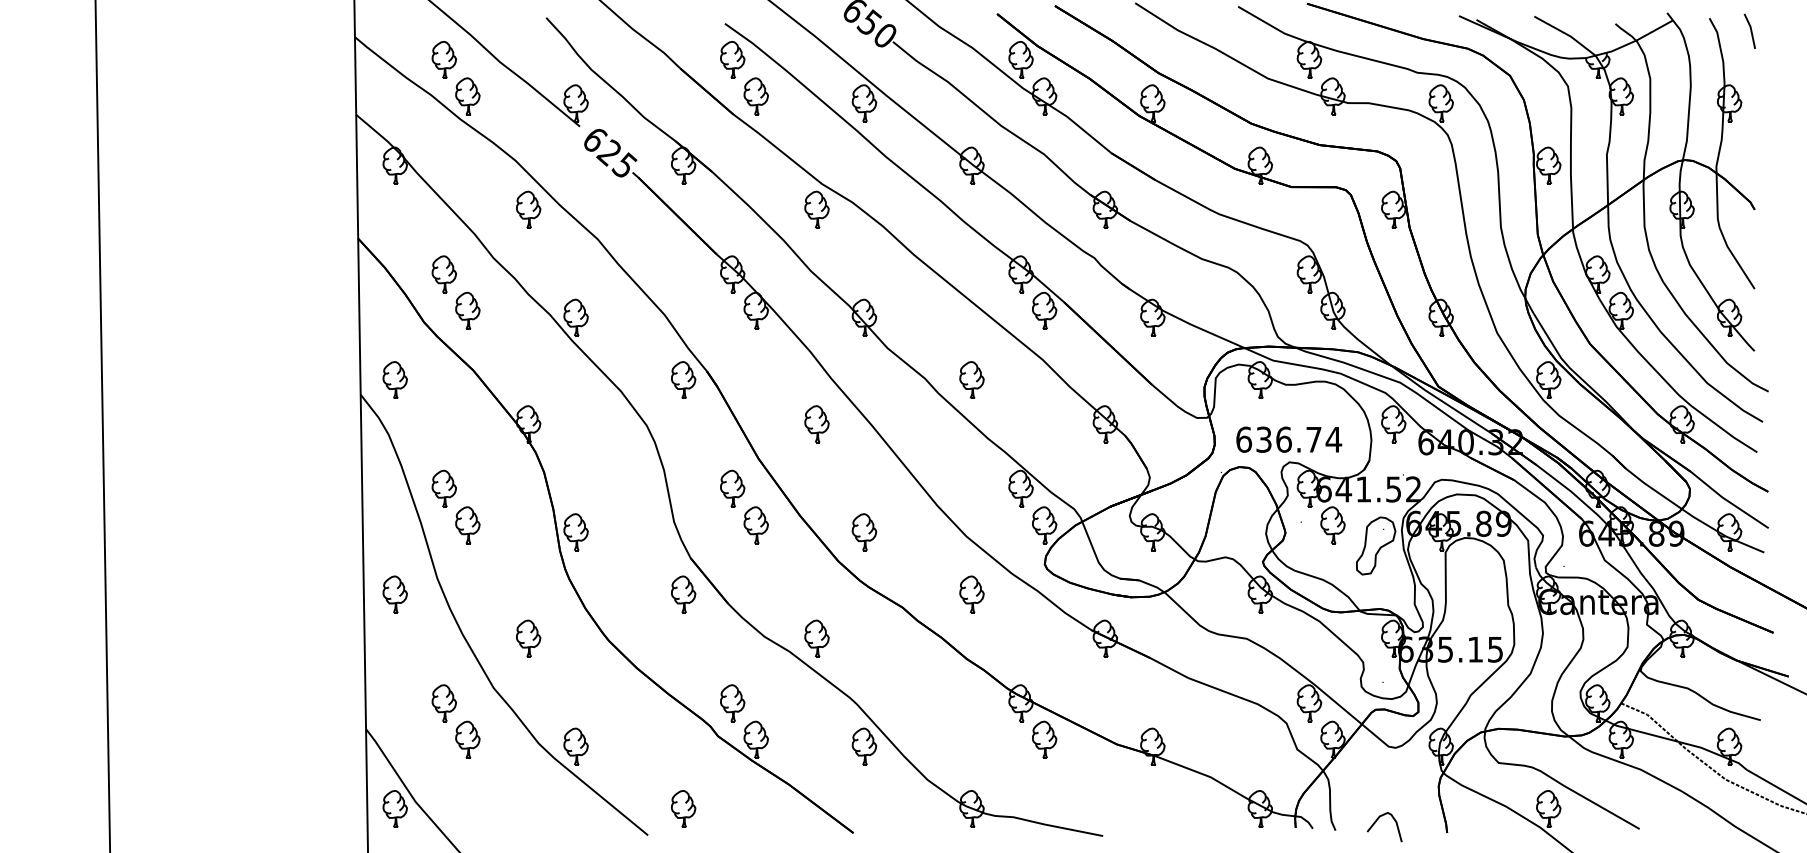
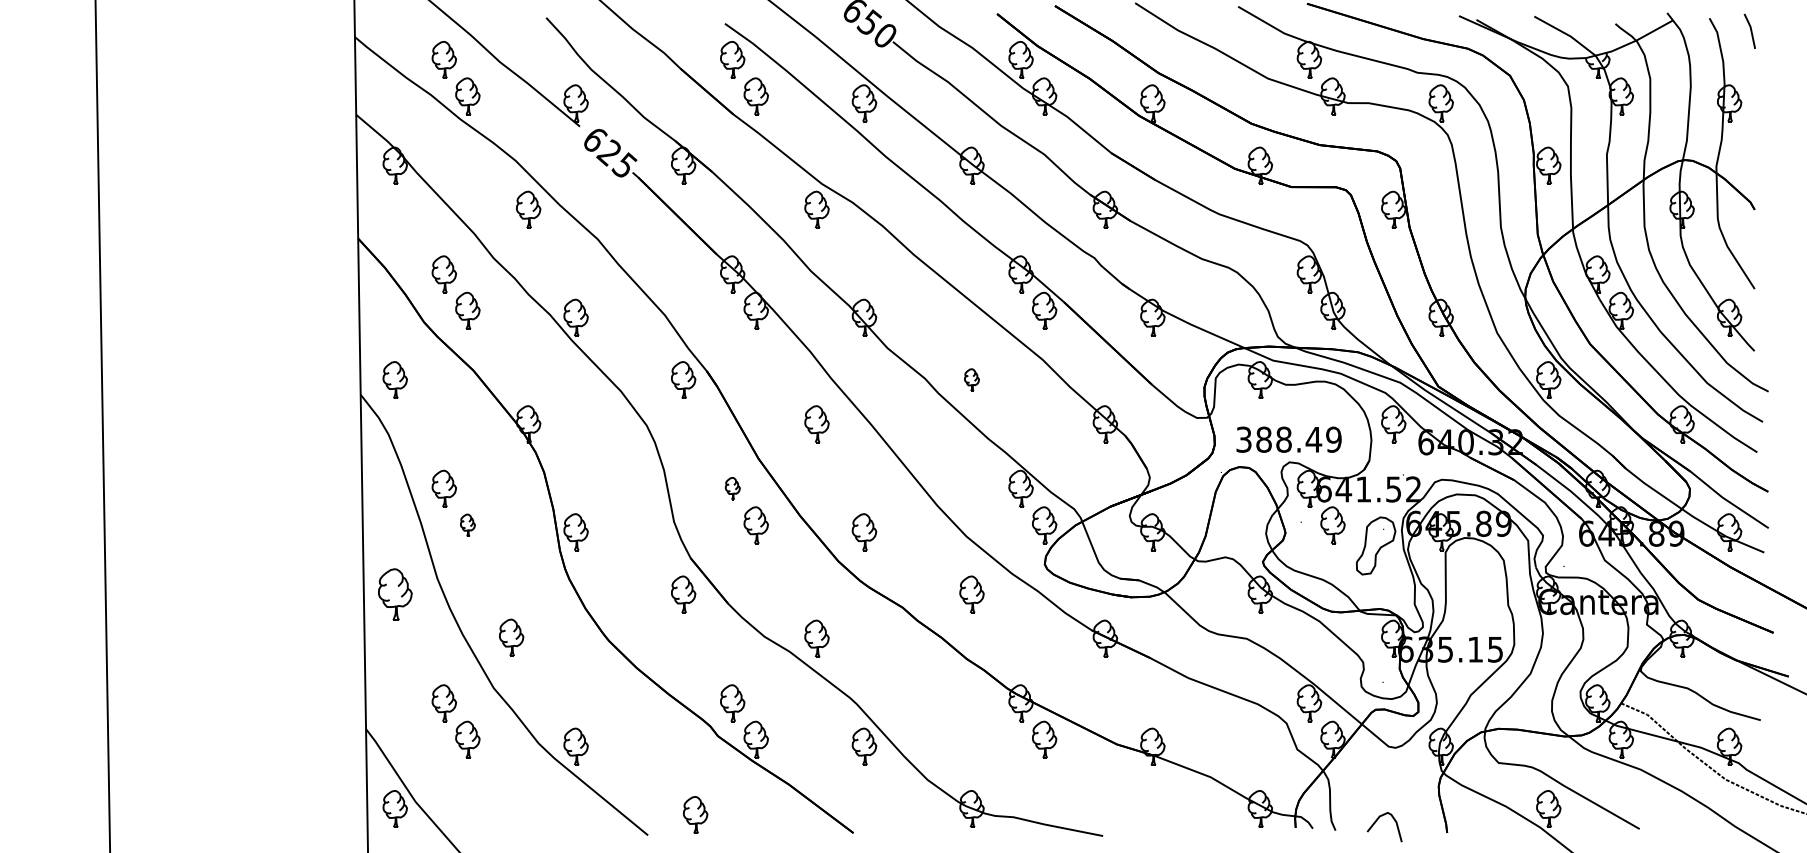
part size: 26x38 px -> 16x24 px (971, 379)
text: 636.74 -> 388.49 (1289, 439)
part size: 26x39 px -> 17x24 px (732, 488)
part size: 26x39 px -> 16x24 px (467, 524)
part size: 26x39 px -> 35x53 px (395, 594)
part position: (528, 638) -> (511, 637) (511, 637)
part position: (683, 808) -> (695, 814) (695, 814)
